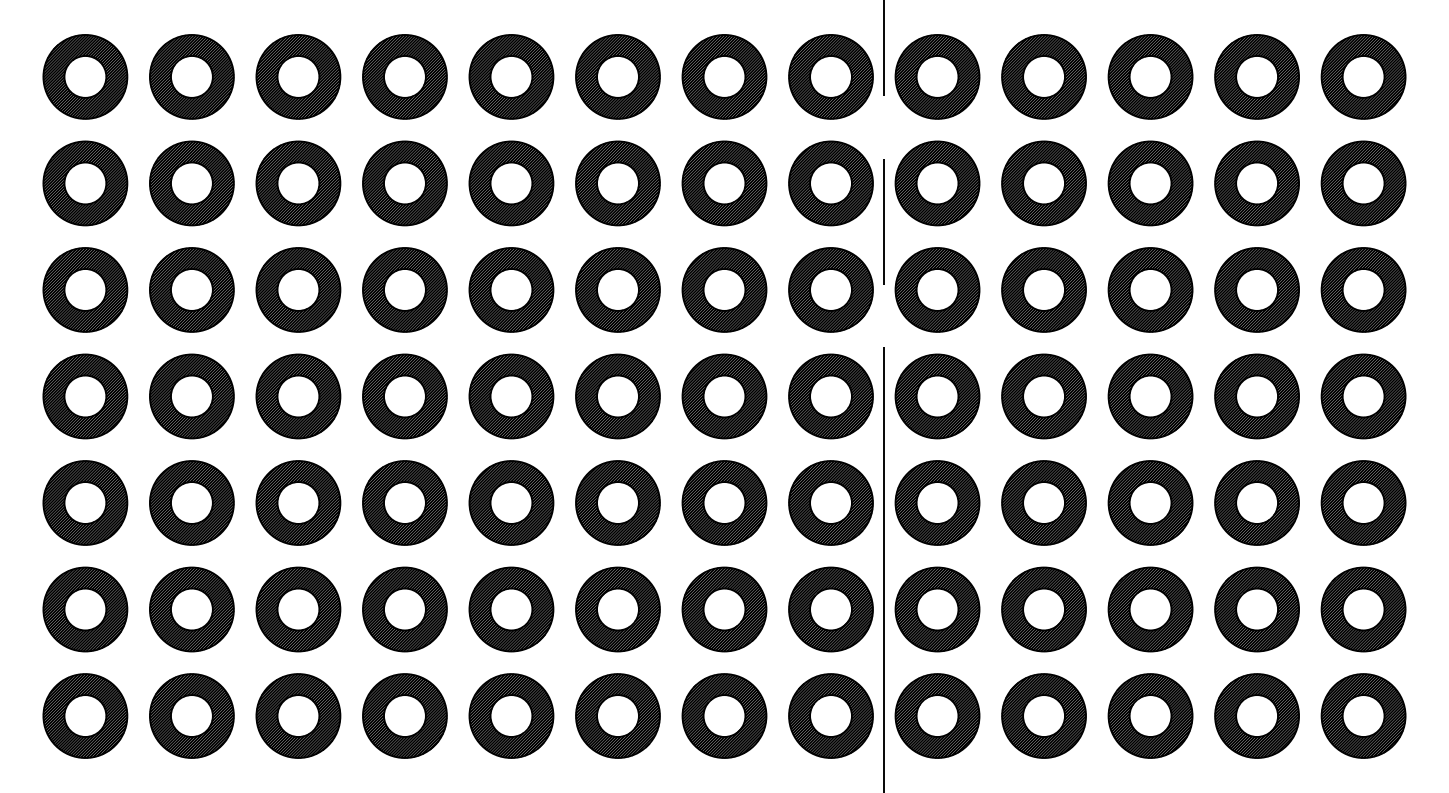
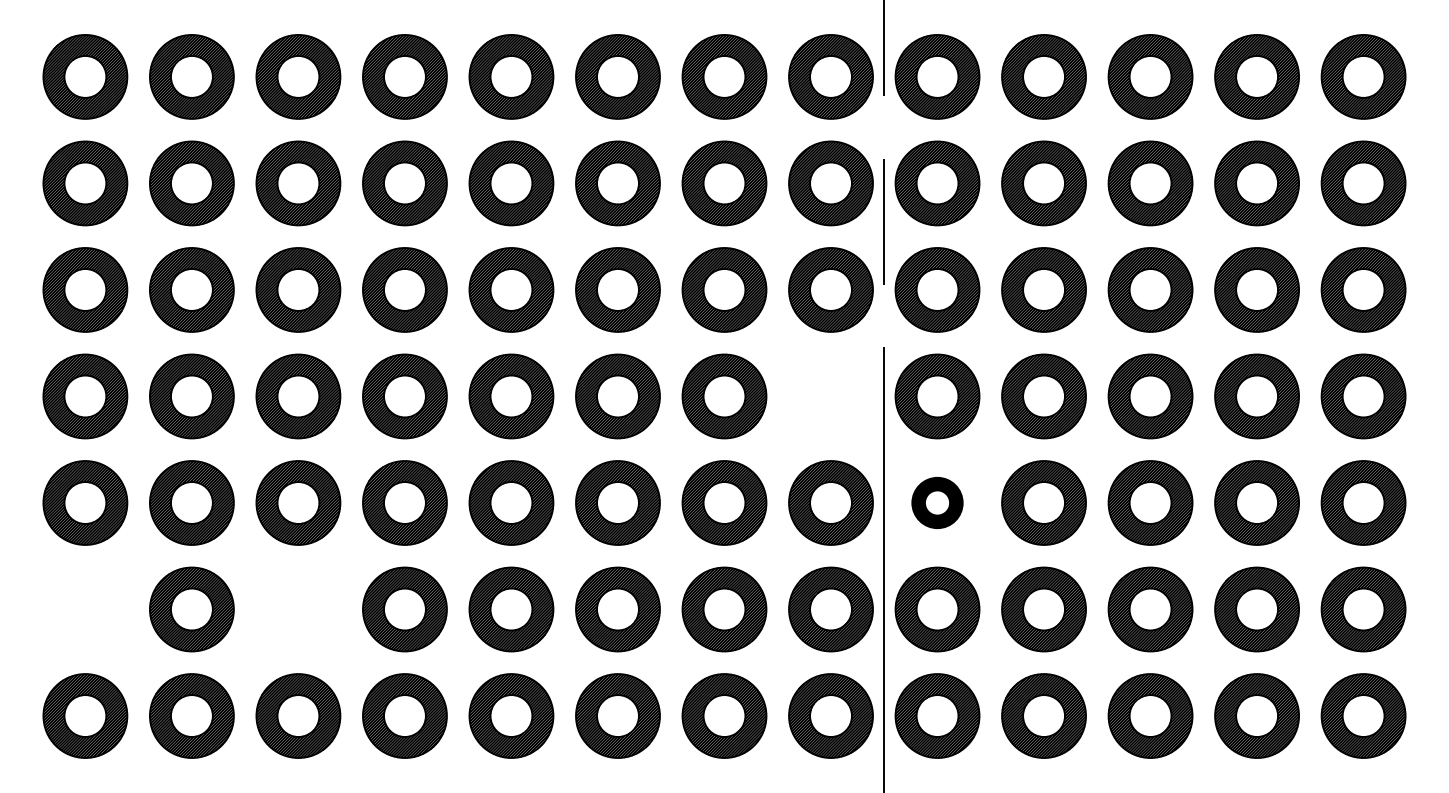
part: present -> none (830, 396)
part size: 87x86 px -> 53x52 px (937, 502)
part: present -> none (85, 609)
part: present -> none (298, 609)
